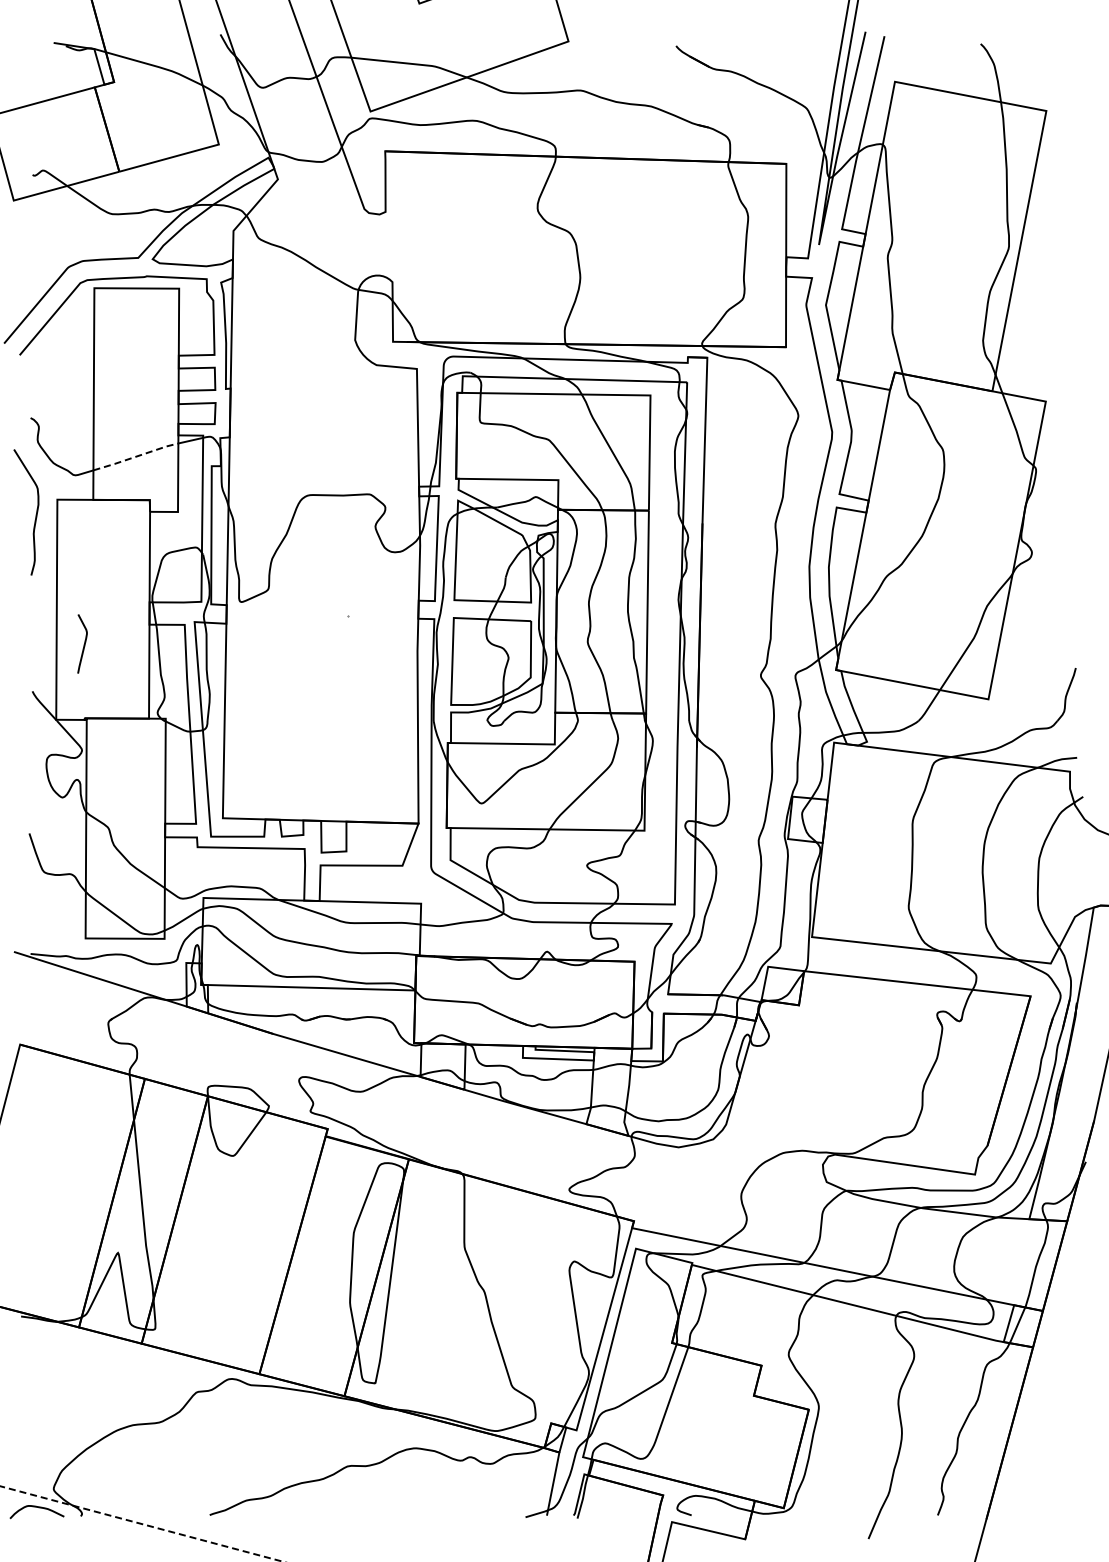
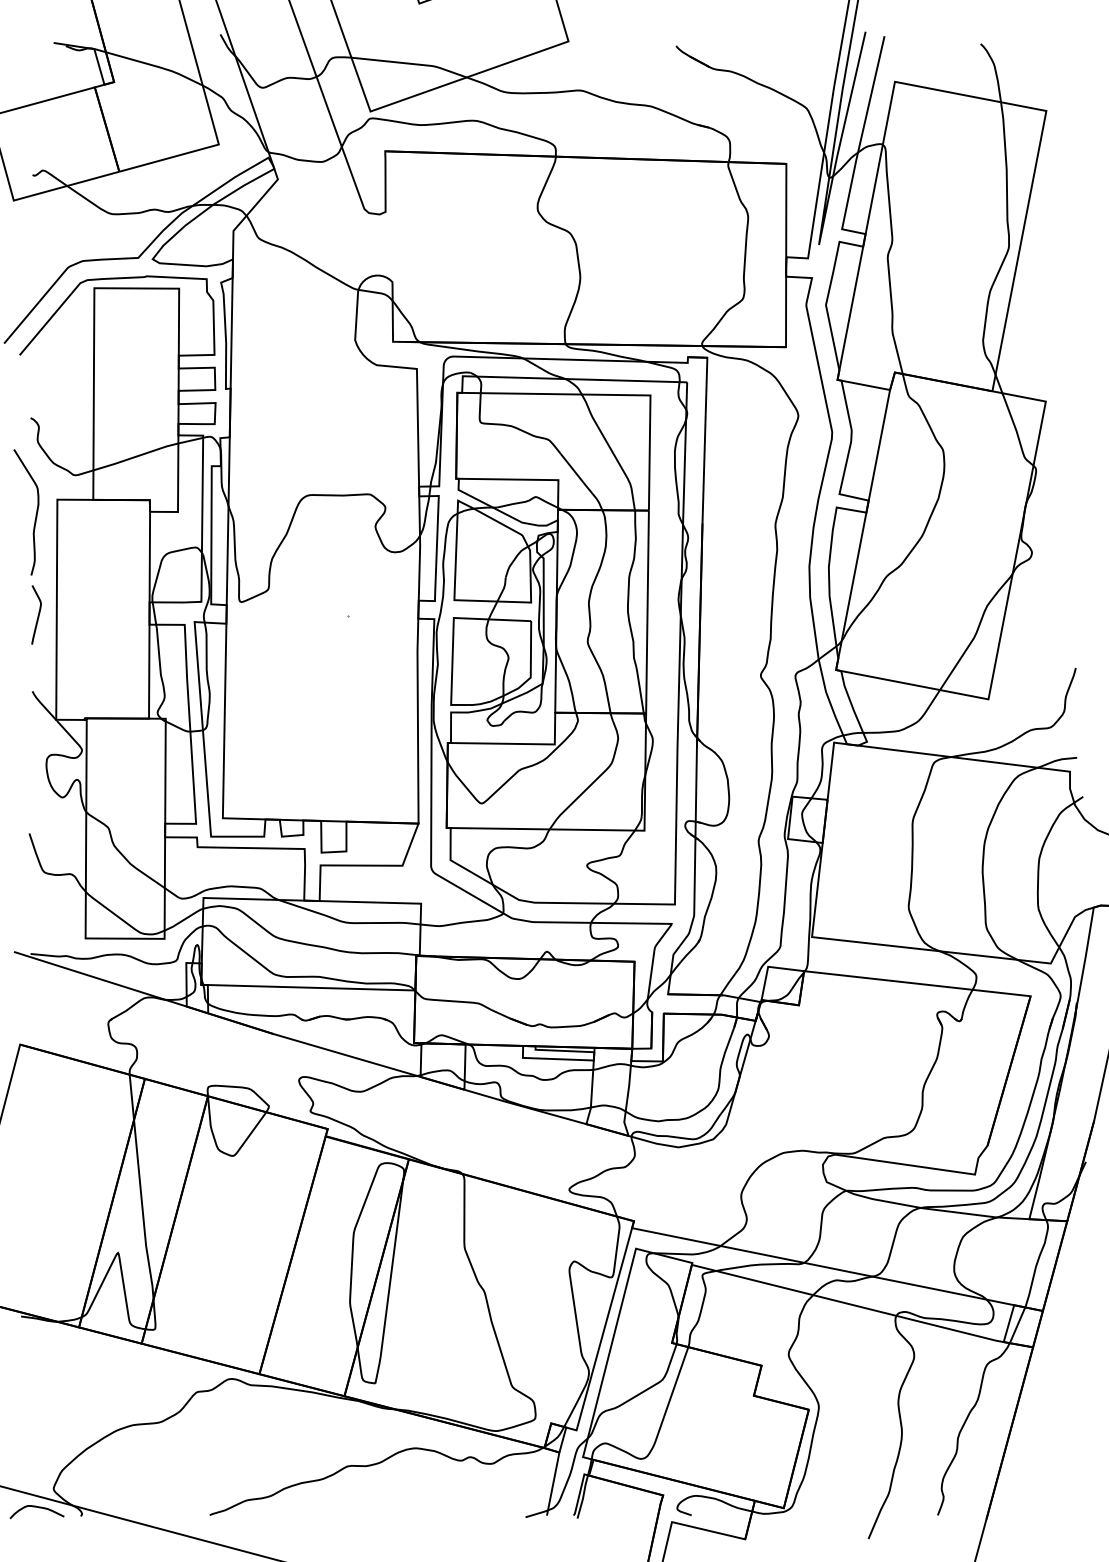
line: dashed -> solid (136, 456)
curve position: (83, 644) -> (37, 615) (37, 615)
line: dashed -> solid (141, 1523)
